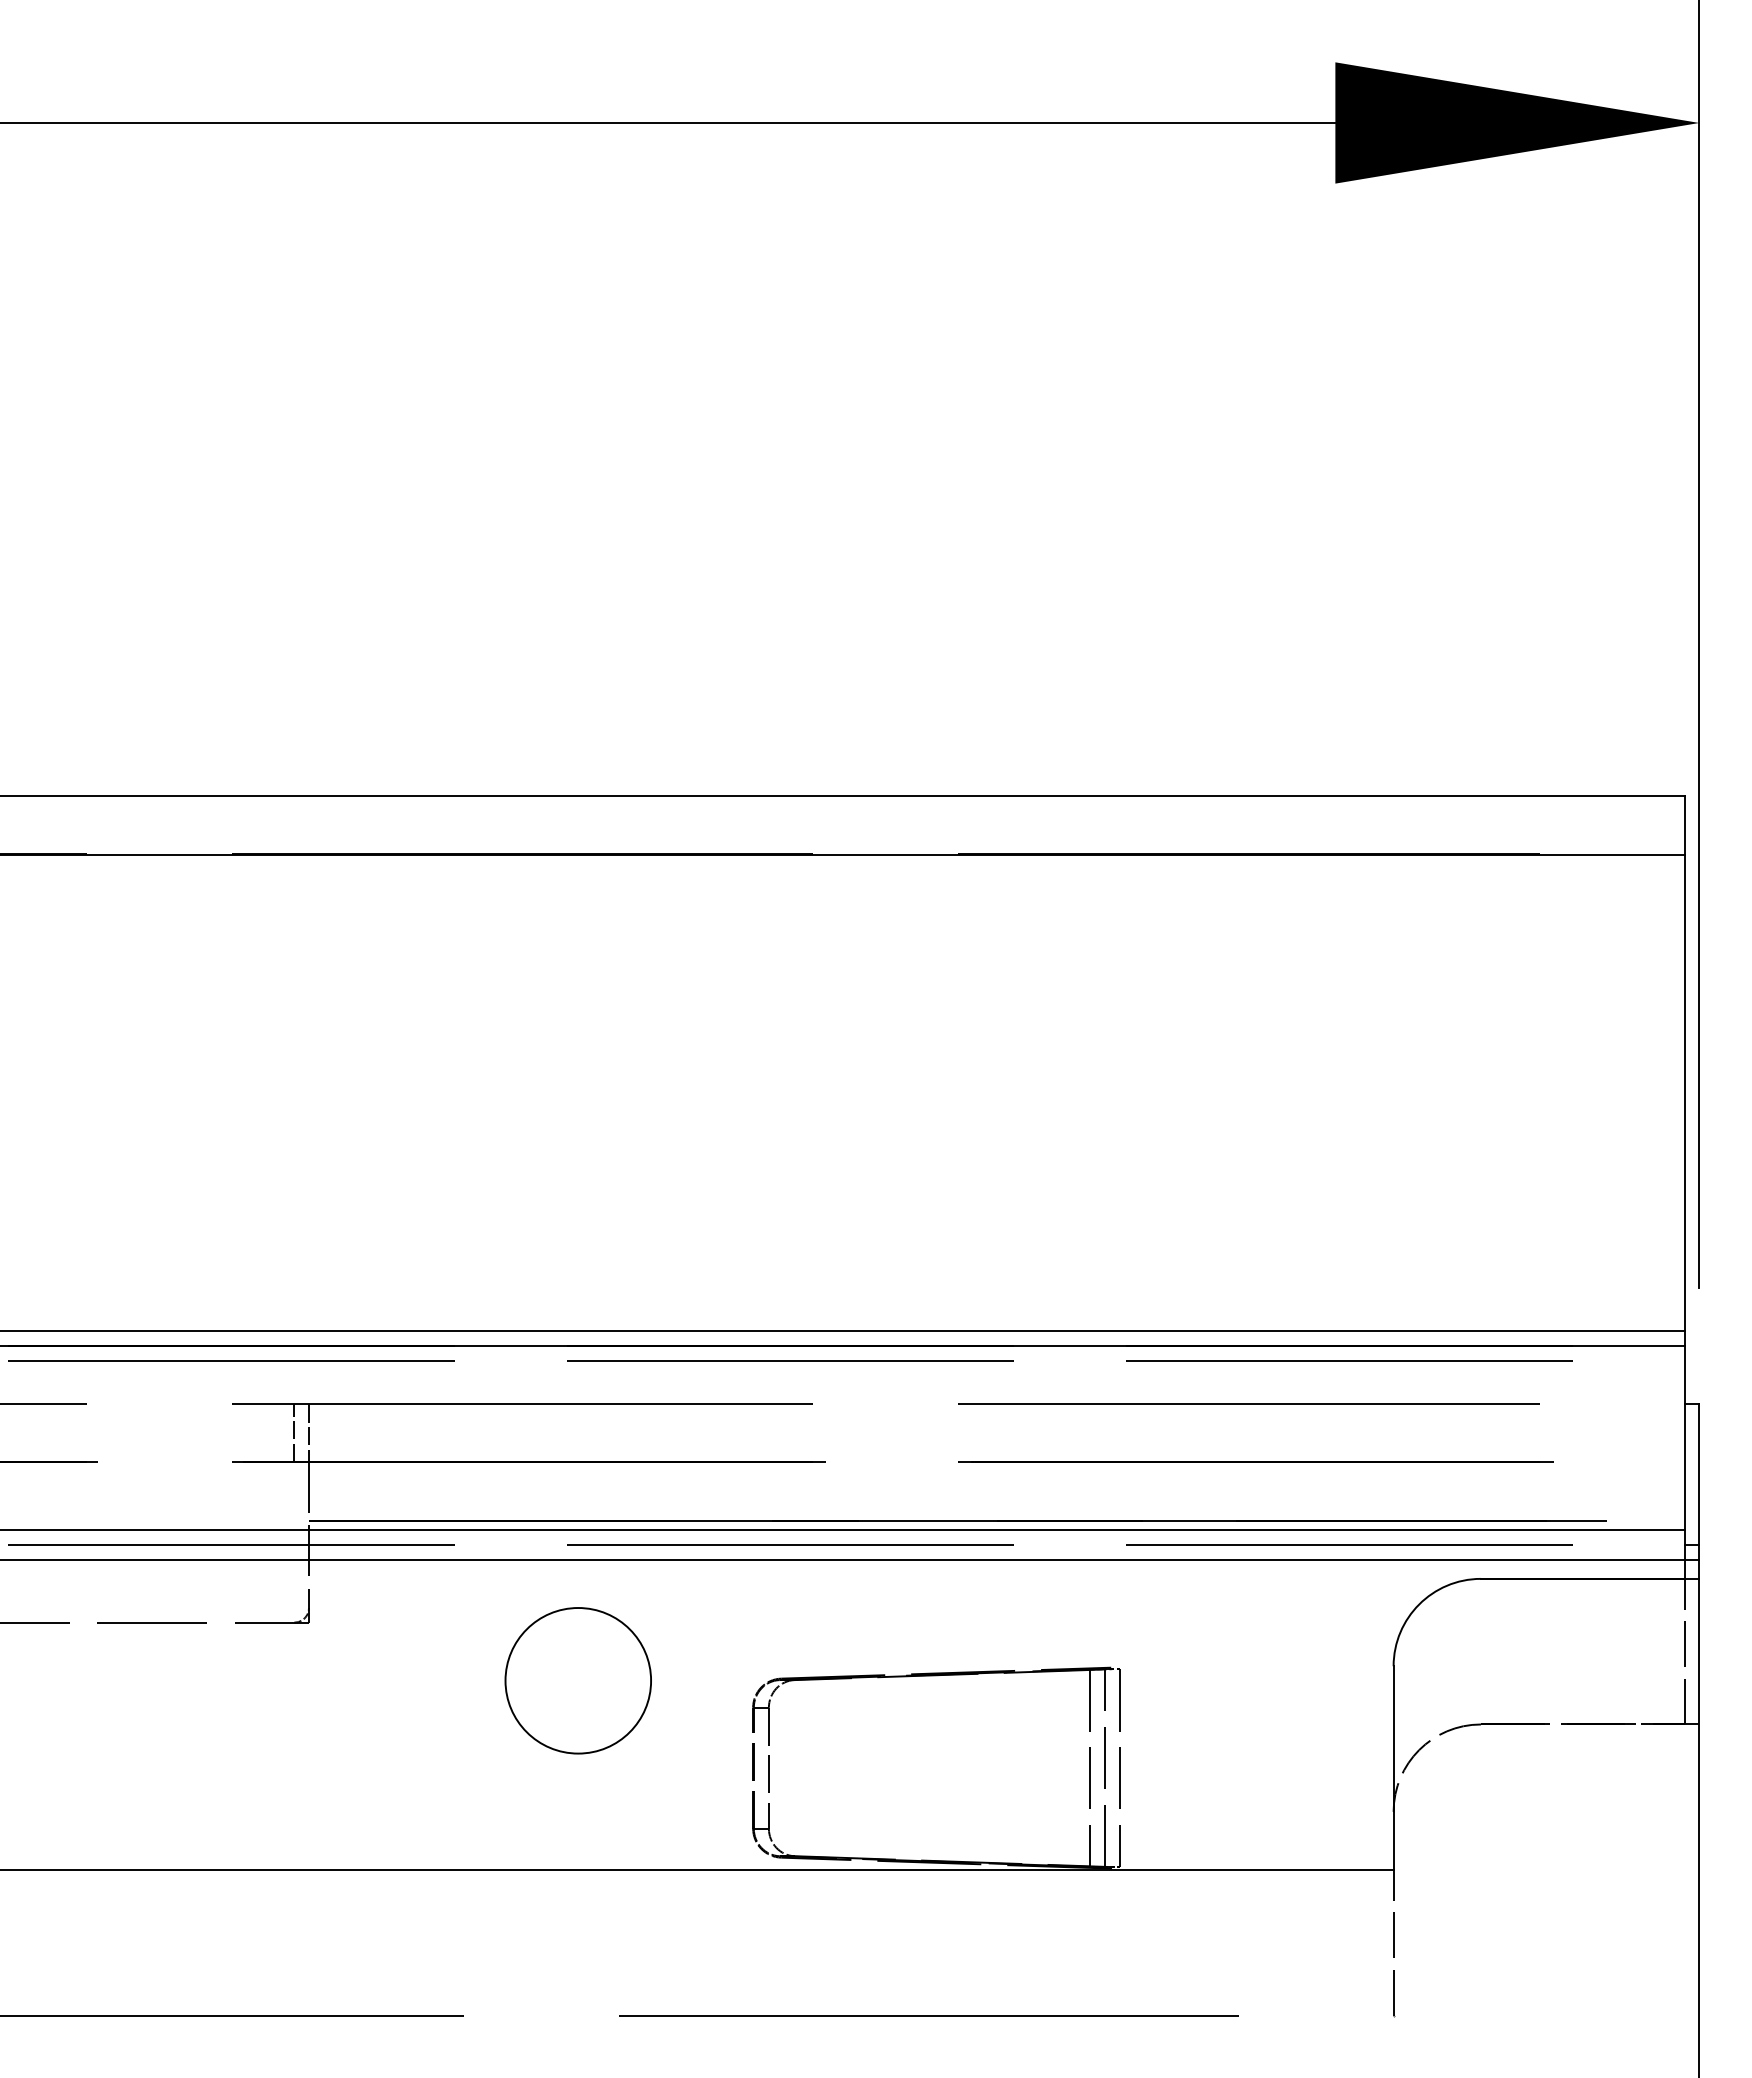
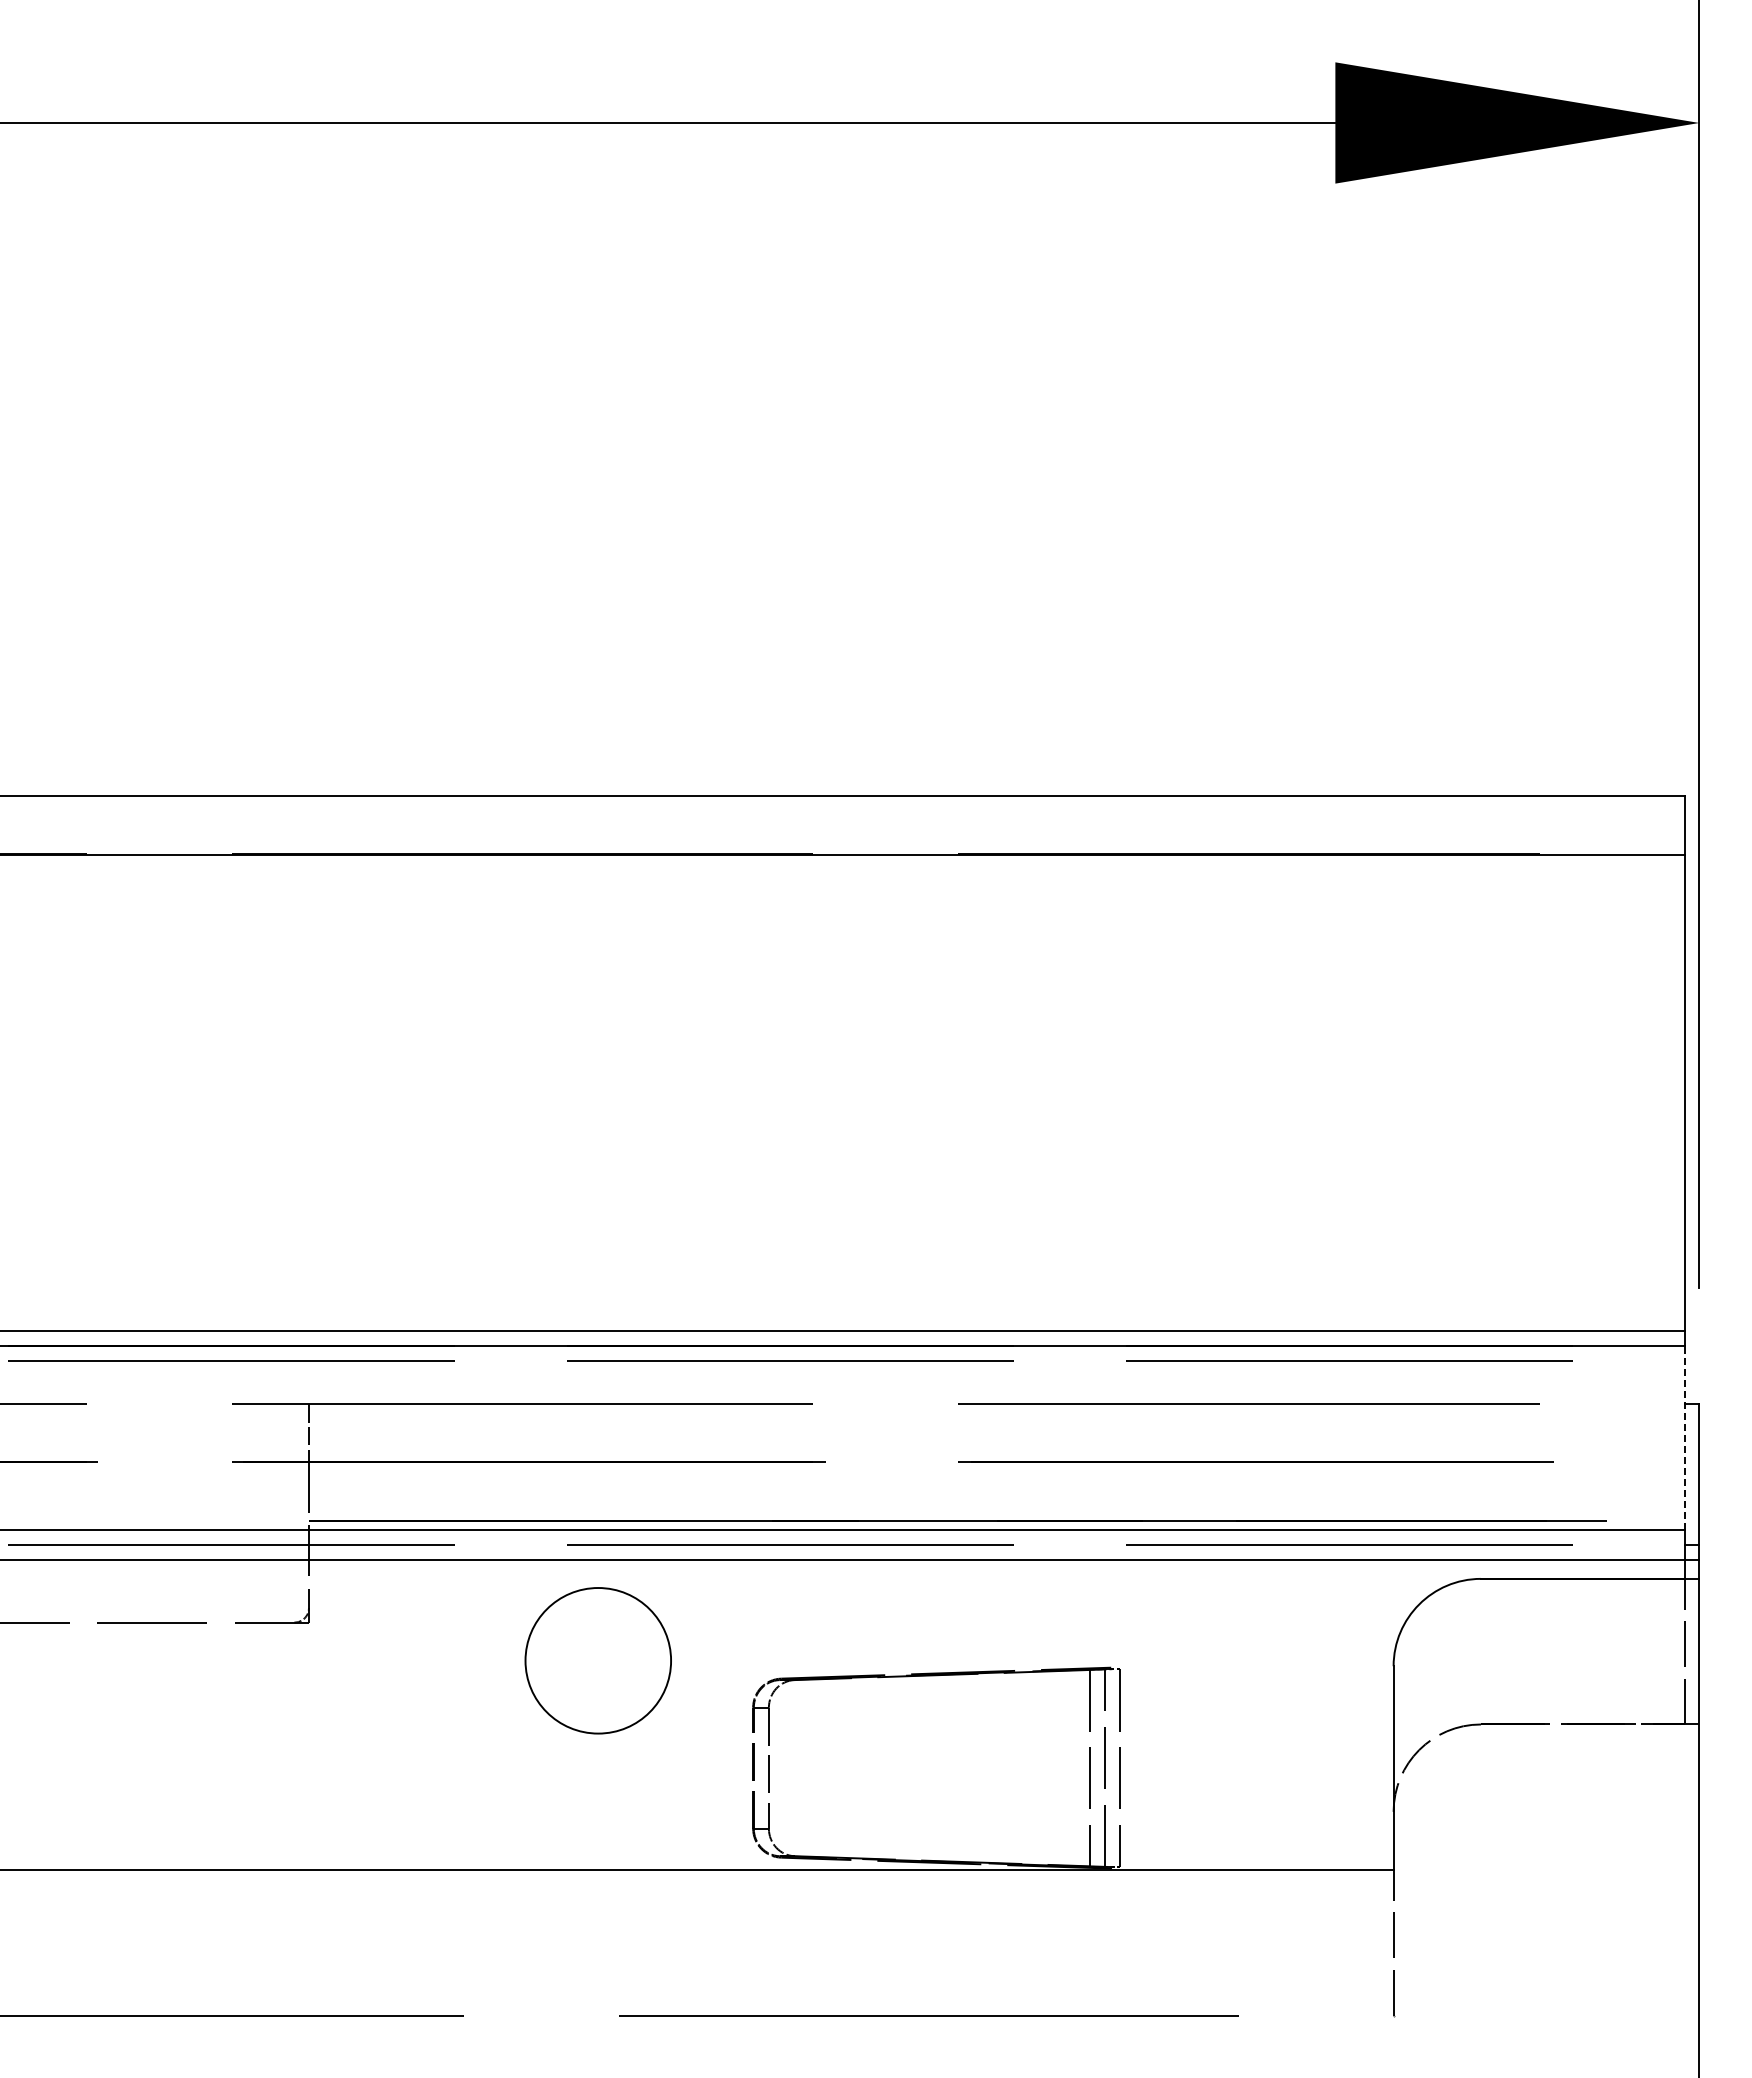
line: present -> none (294, 1433)
line: solid -> dashed (1684, 1437)
circle position: (577, 1680) -> (597, 1660) (597, 1660)
